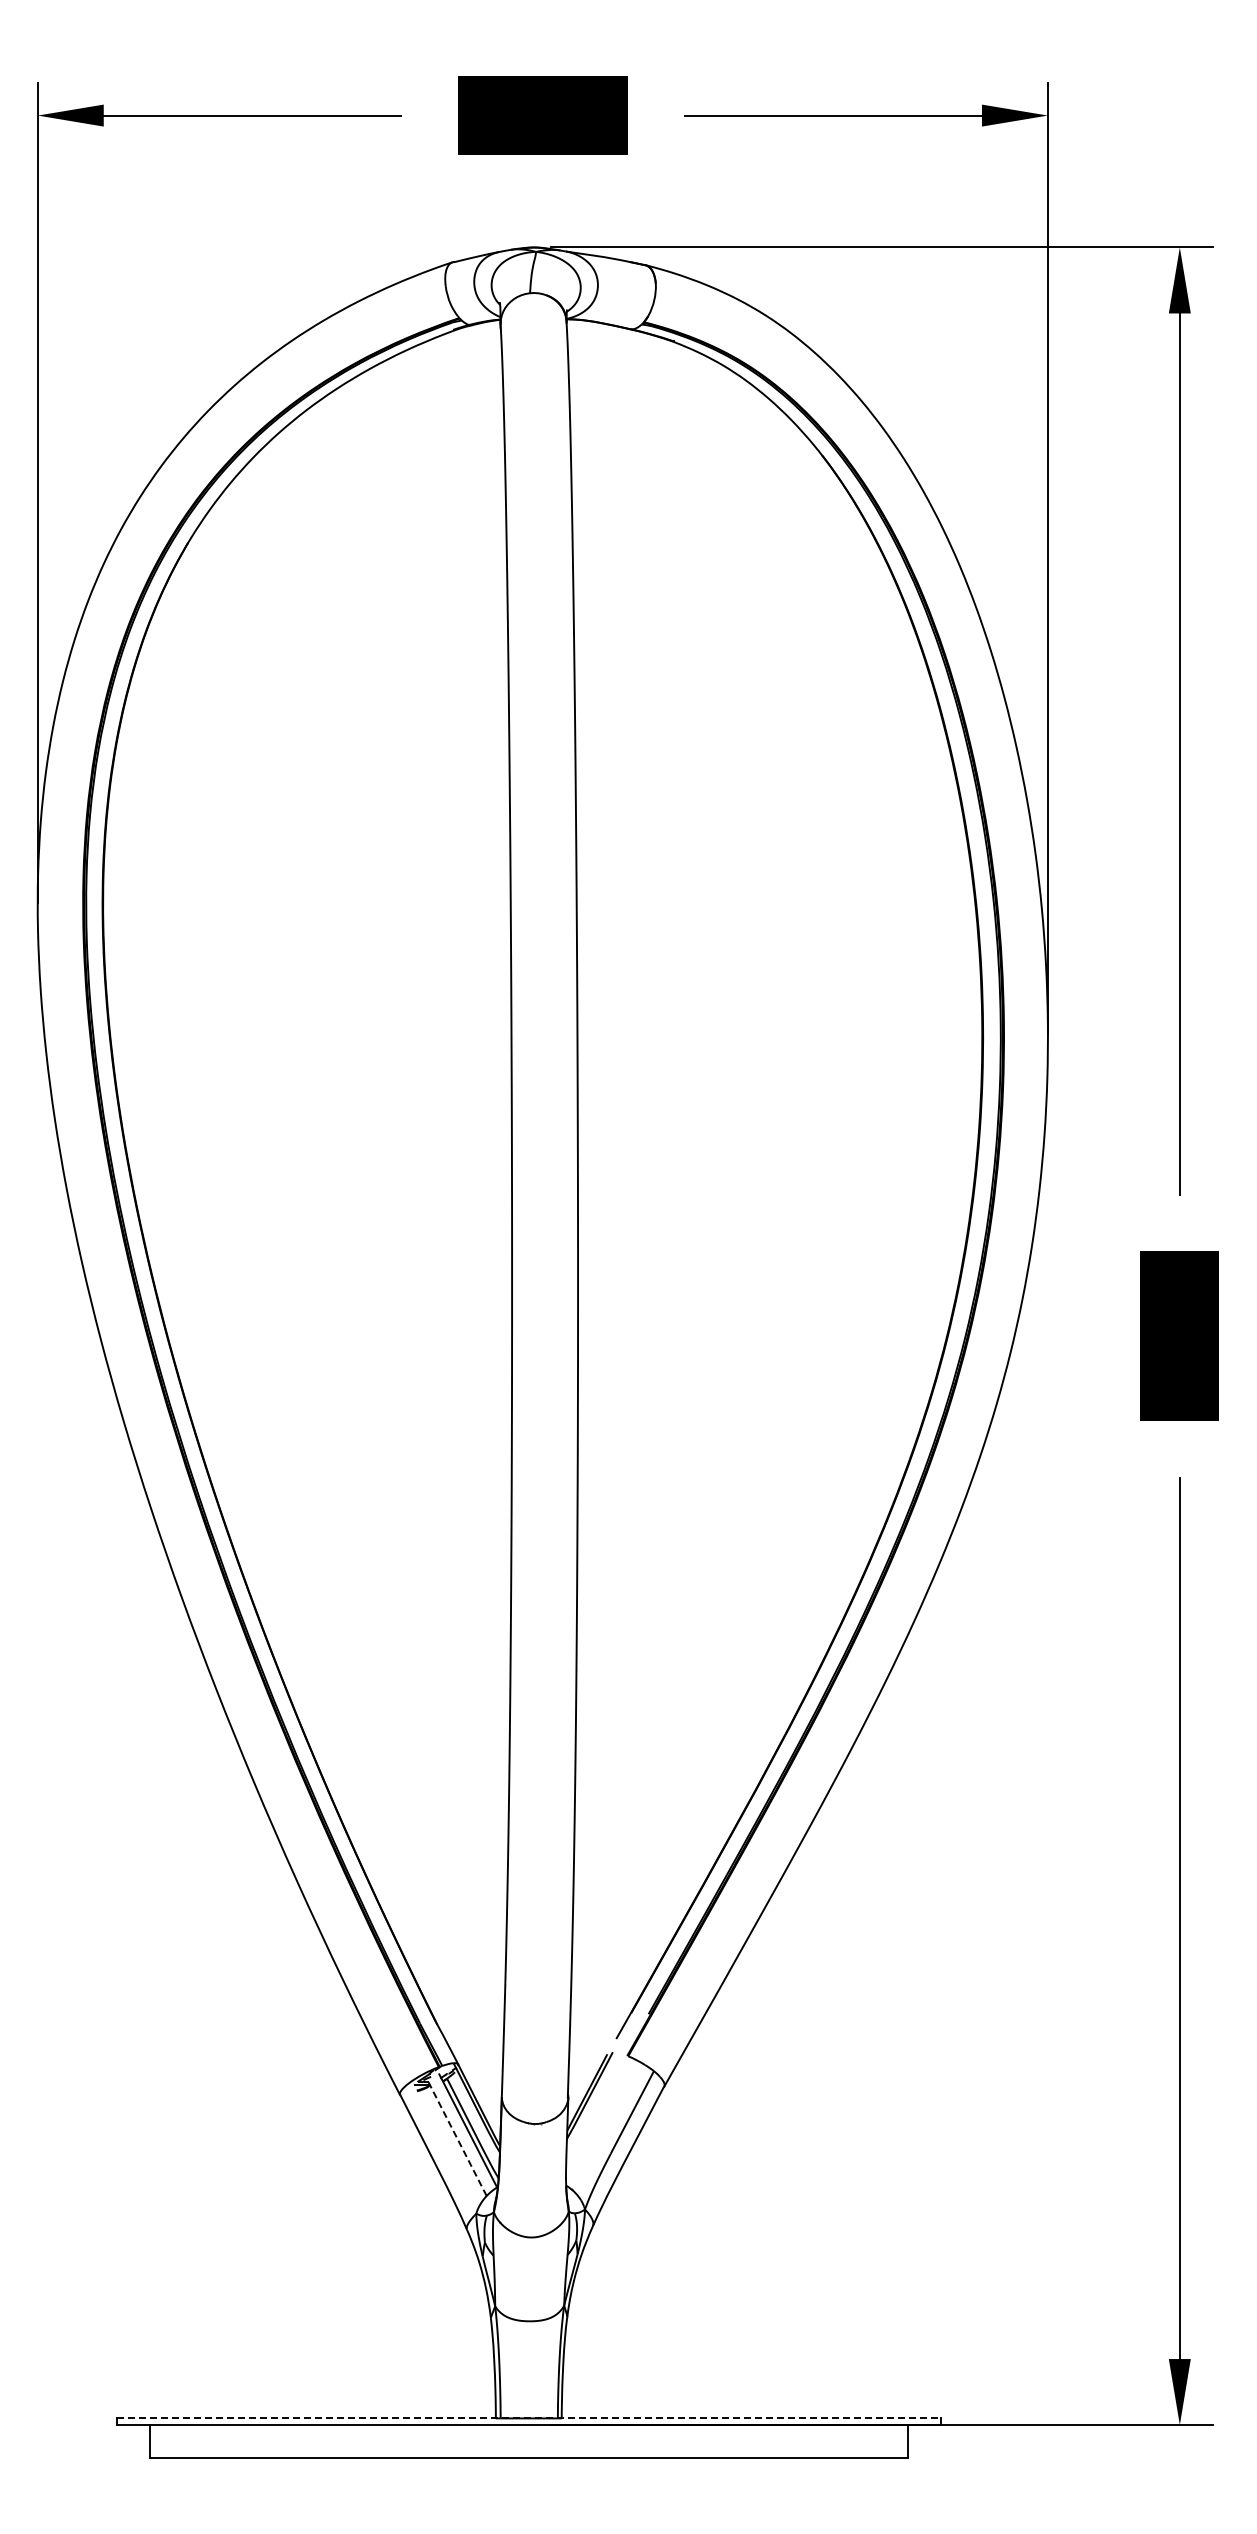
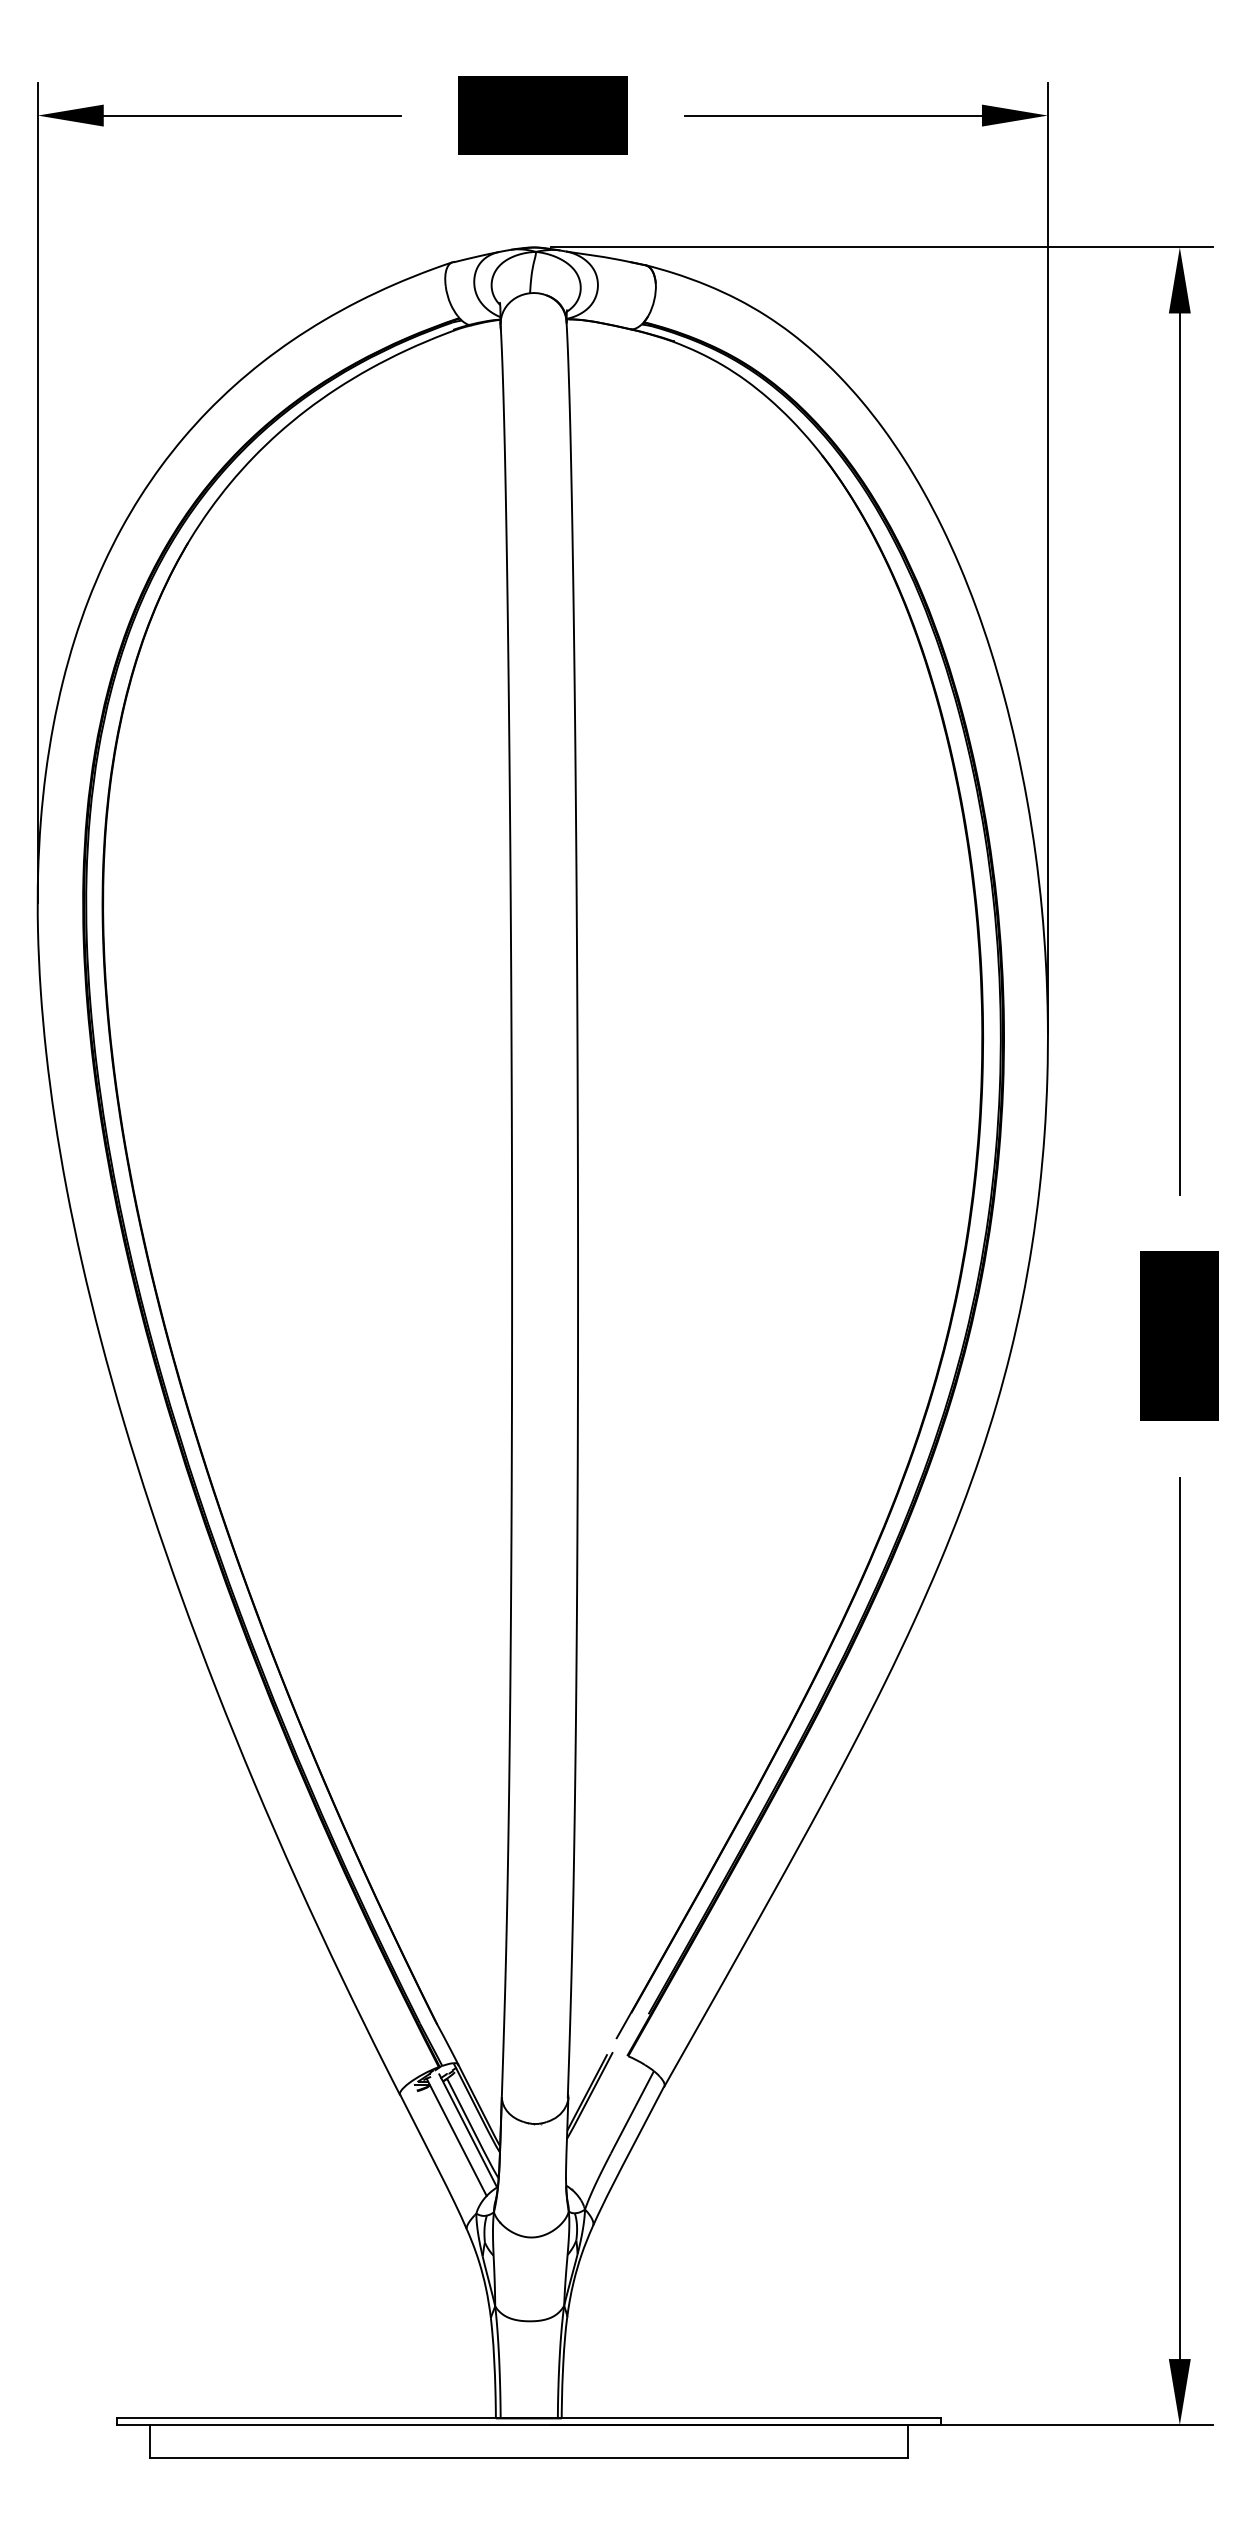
line: dashed -> solid (456, 2137)
line: dashed -> solid (529, 2418)
